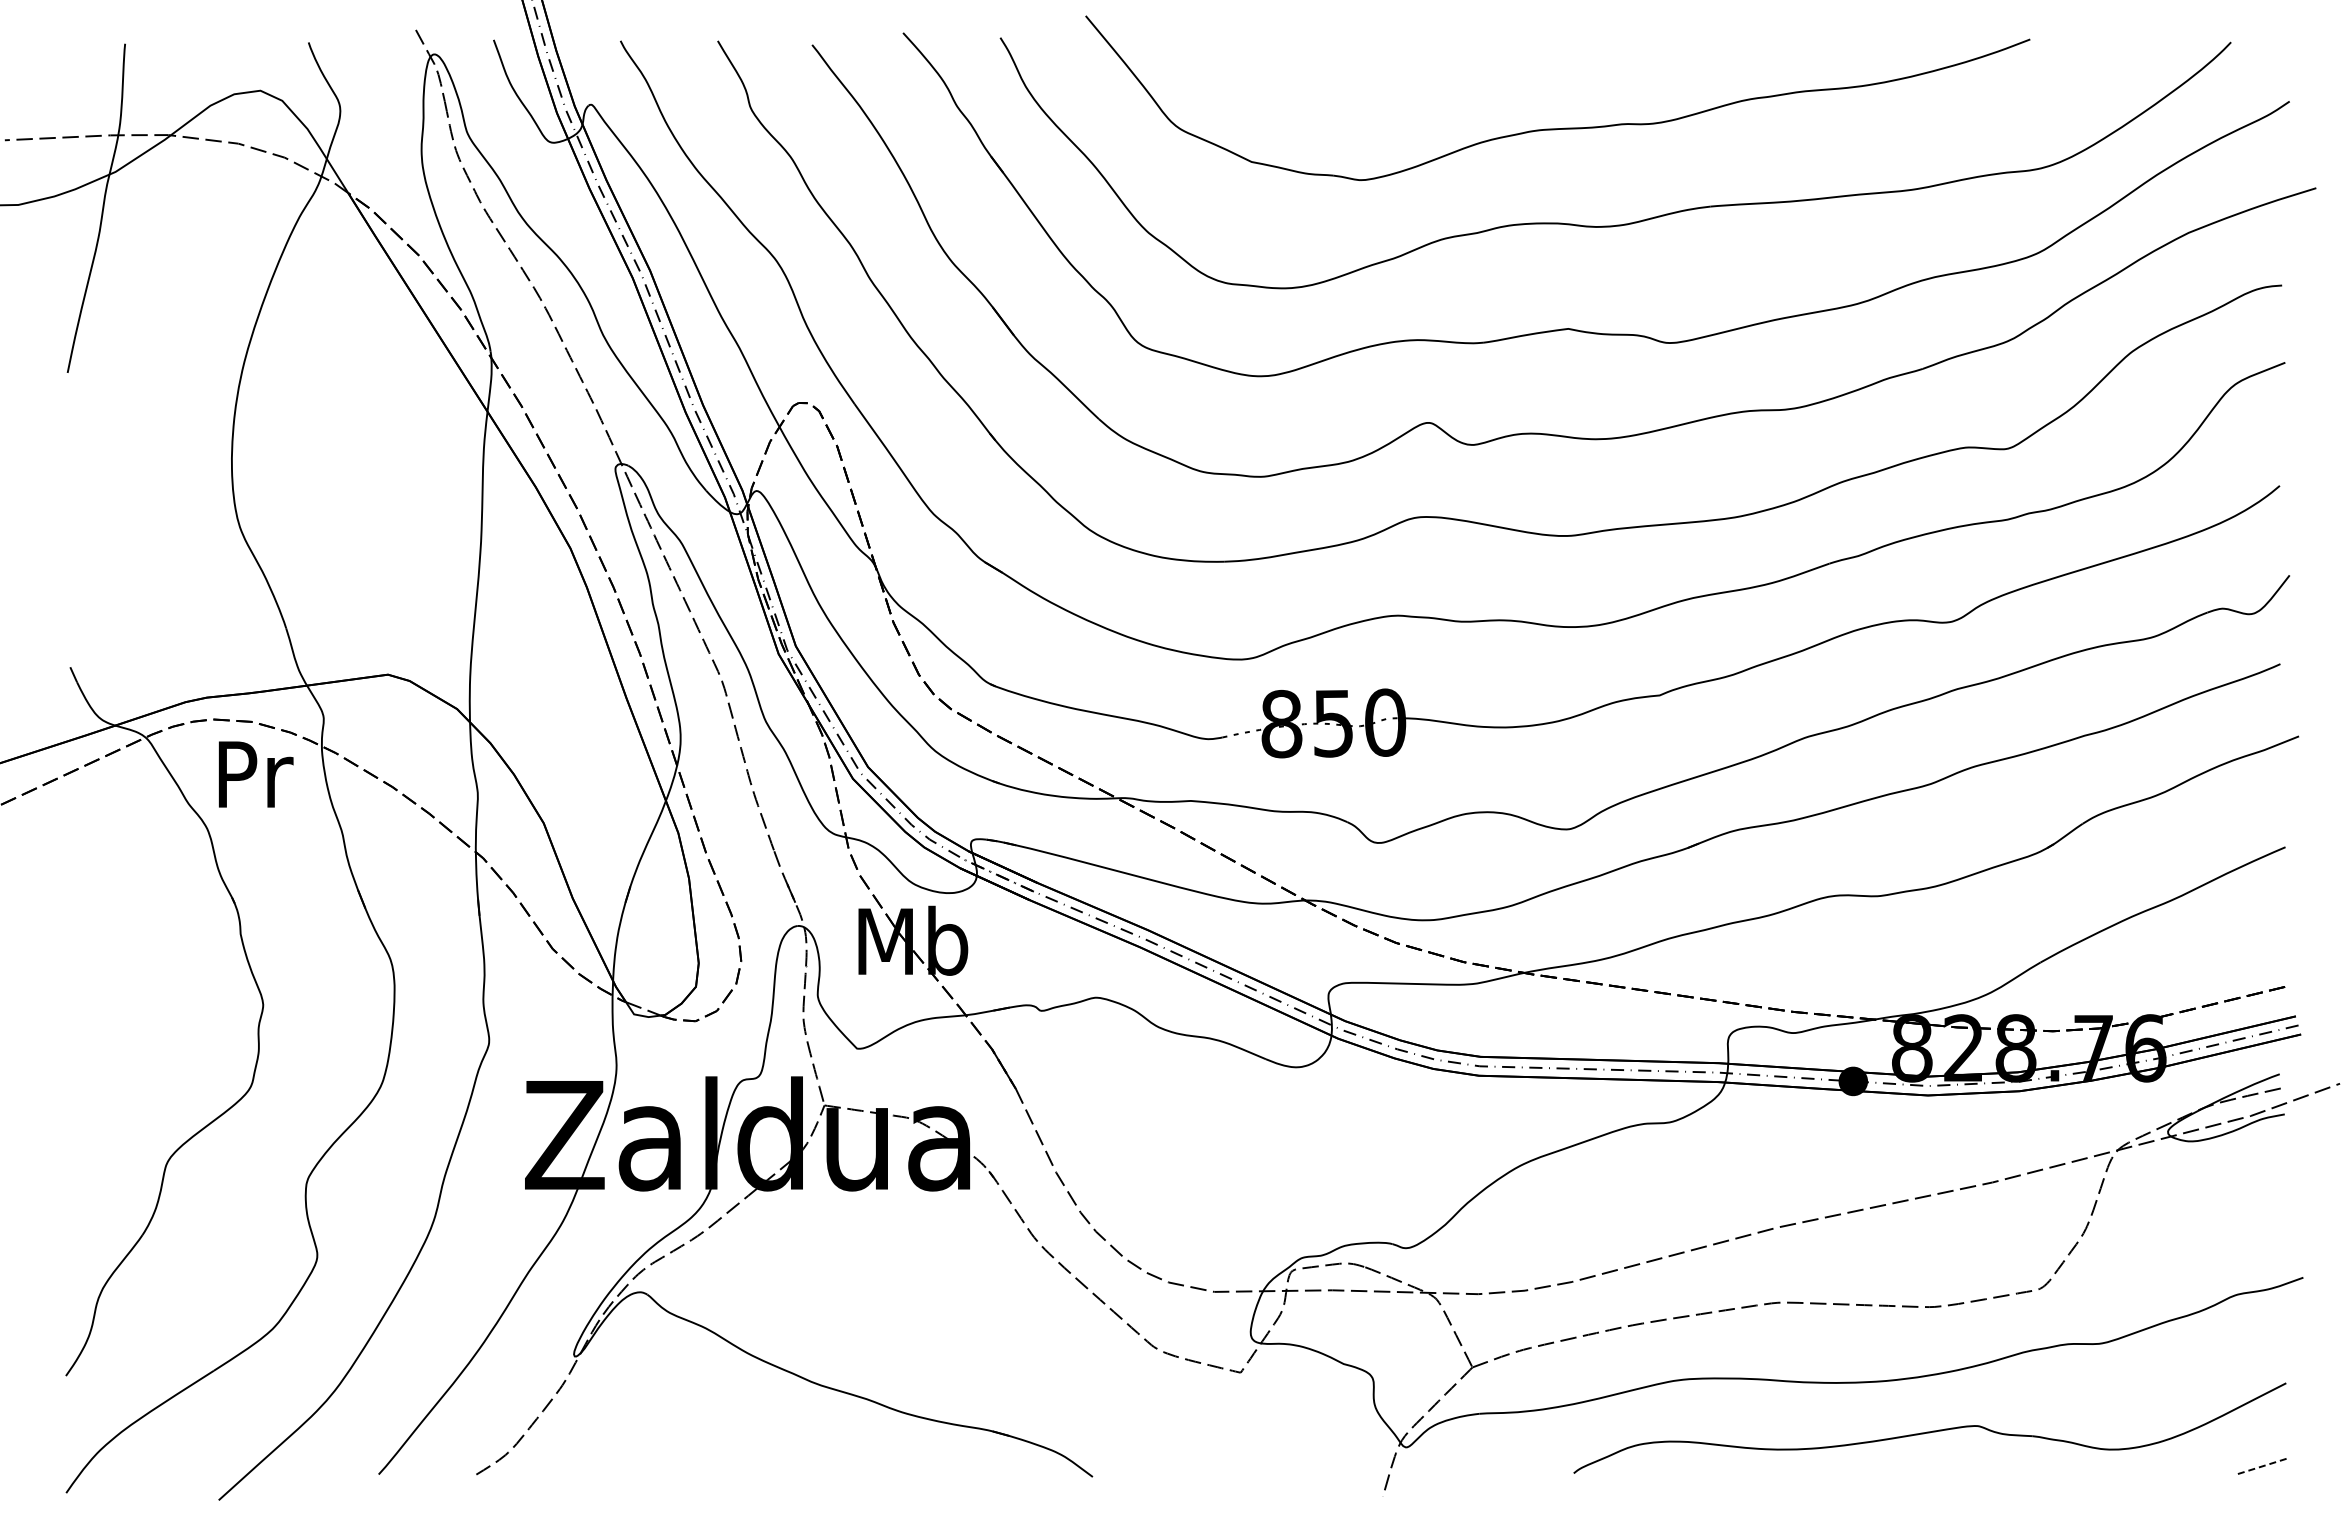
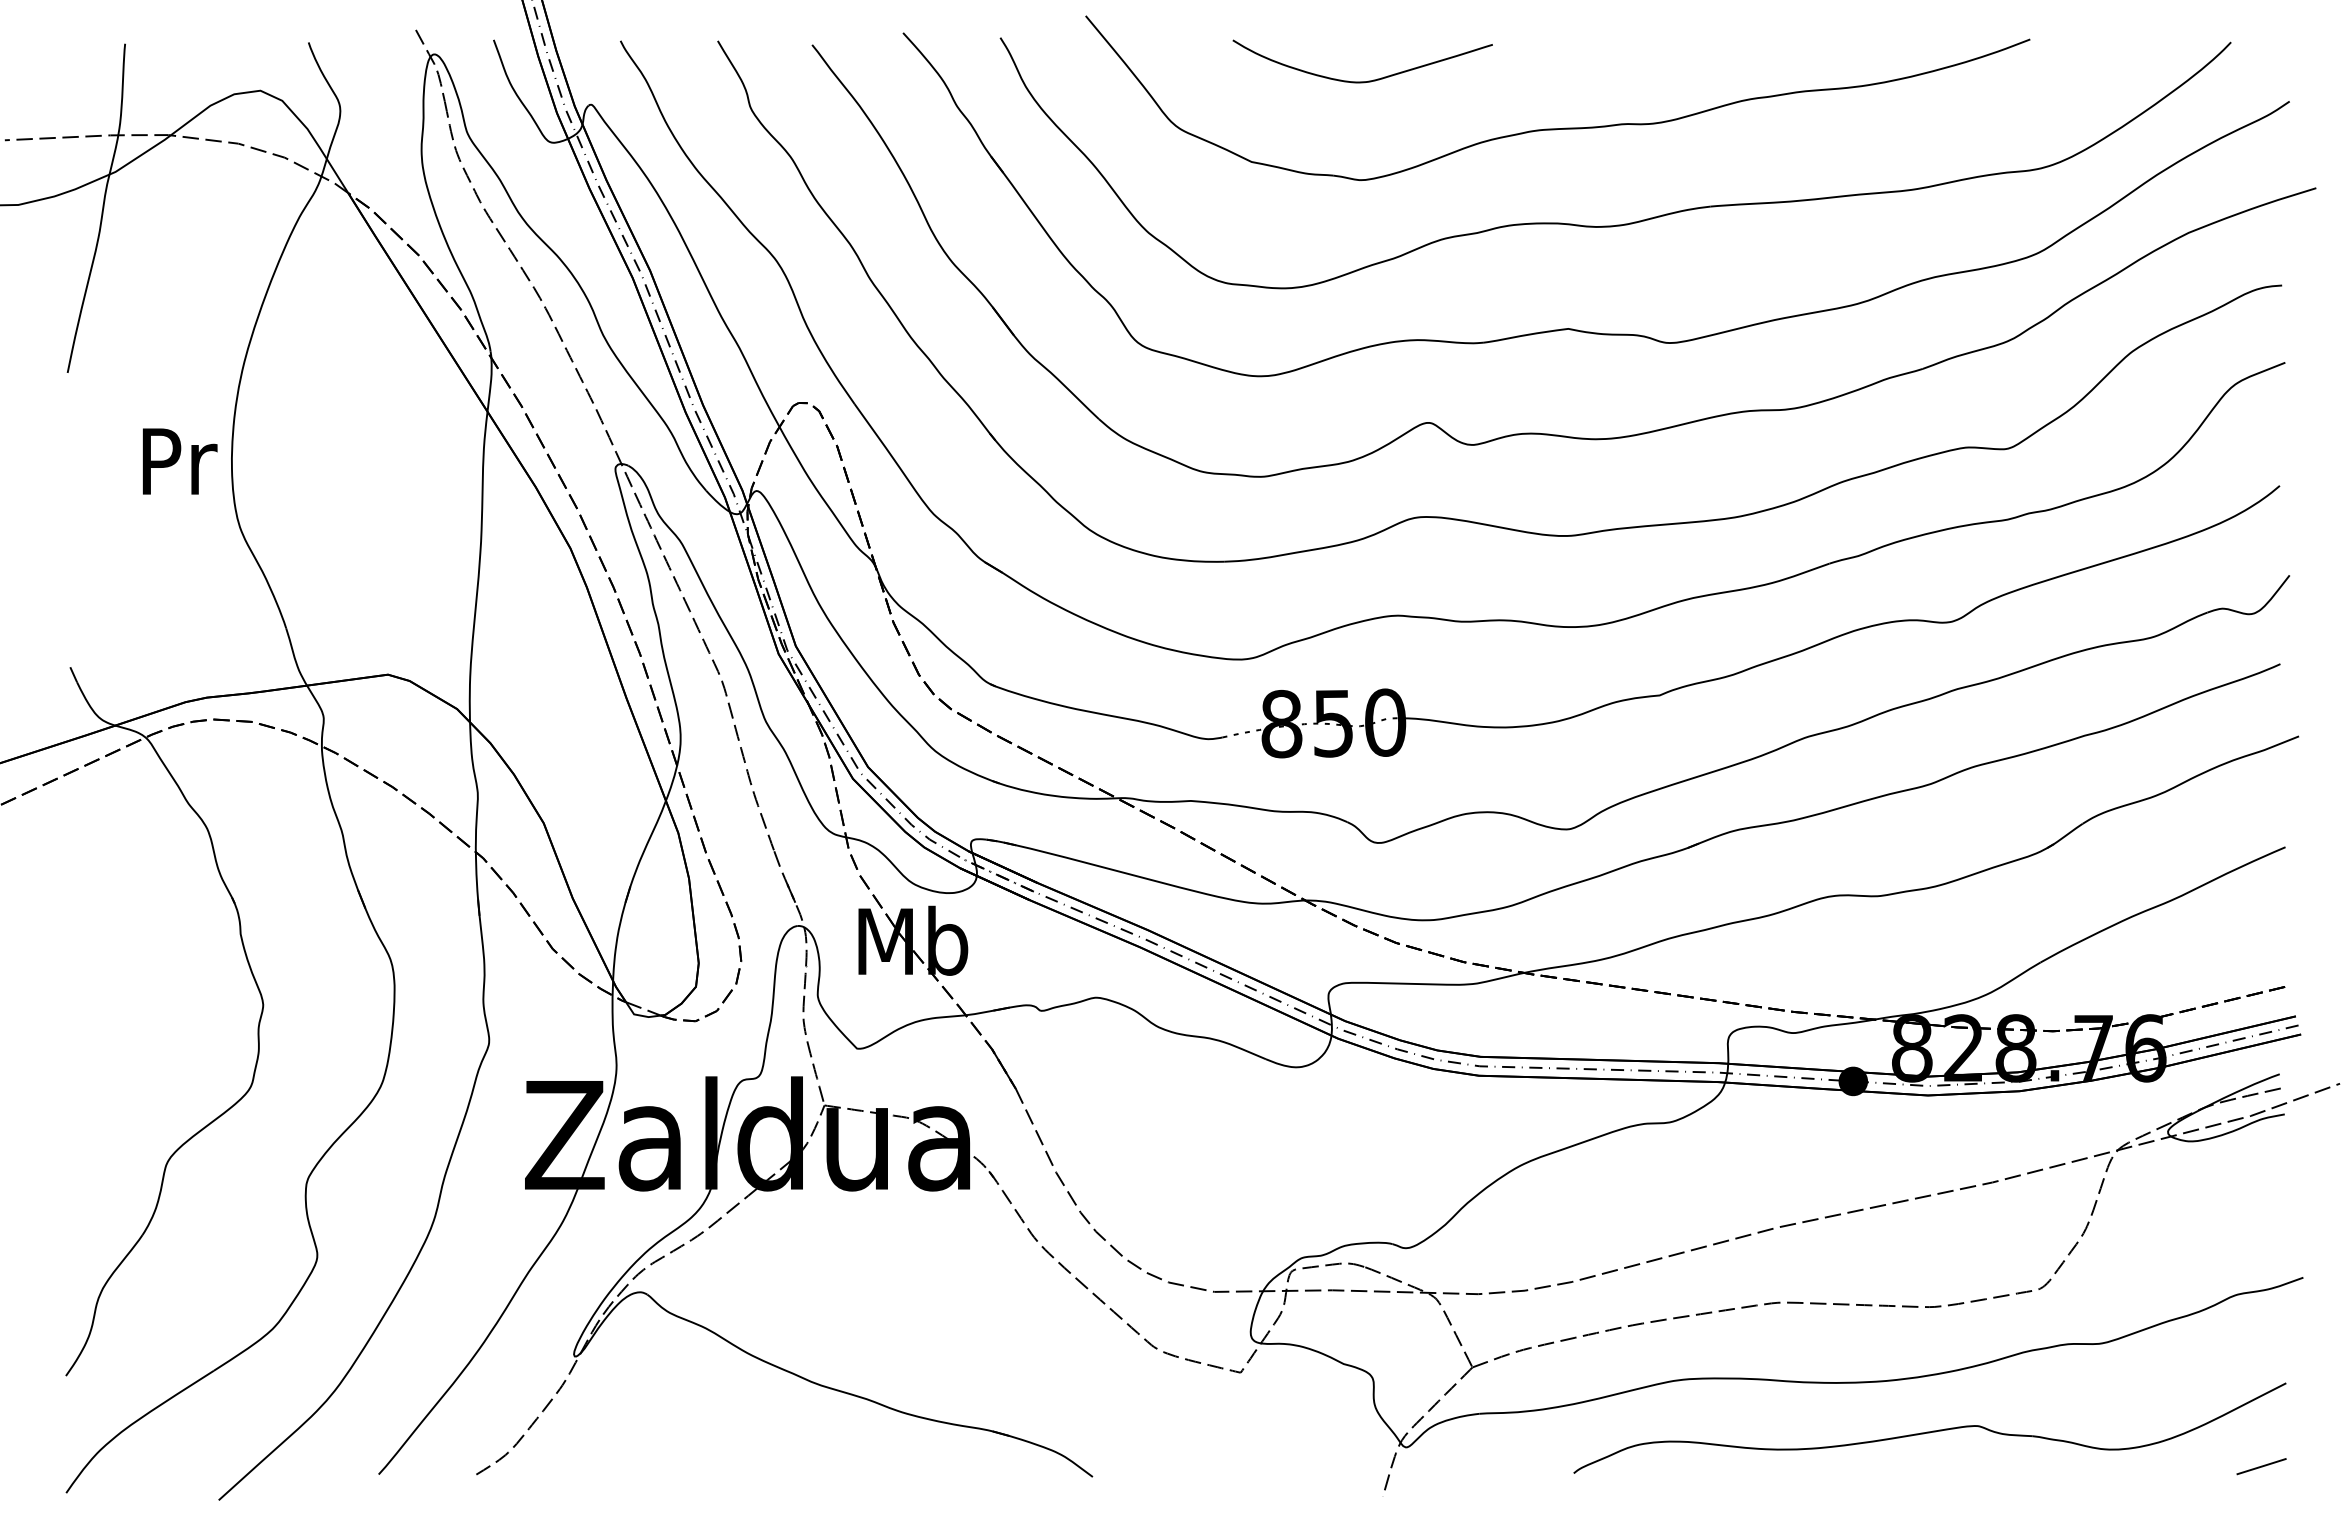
curve: none -> present (1368, 80)
text position: (256, 774) -> (180, 461) (180, 461)
line: dashed -> solid (2262, 1466)
